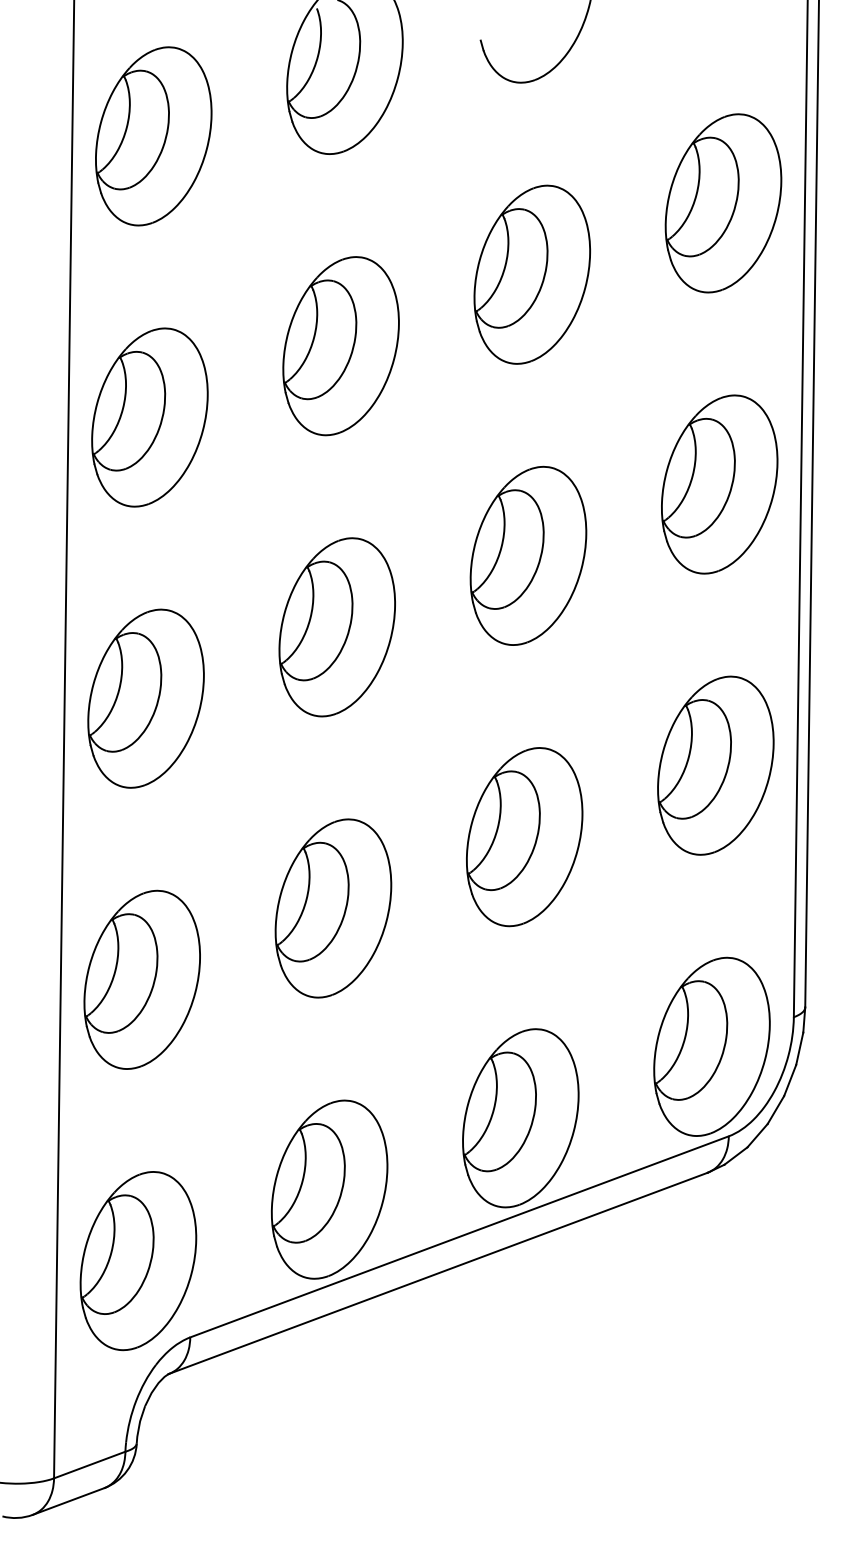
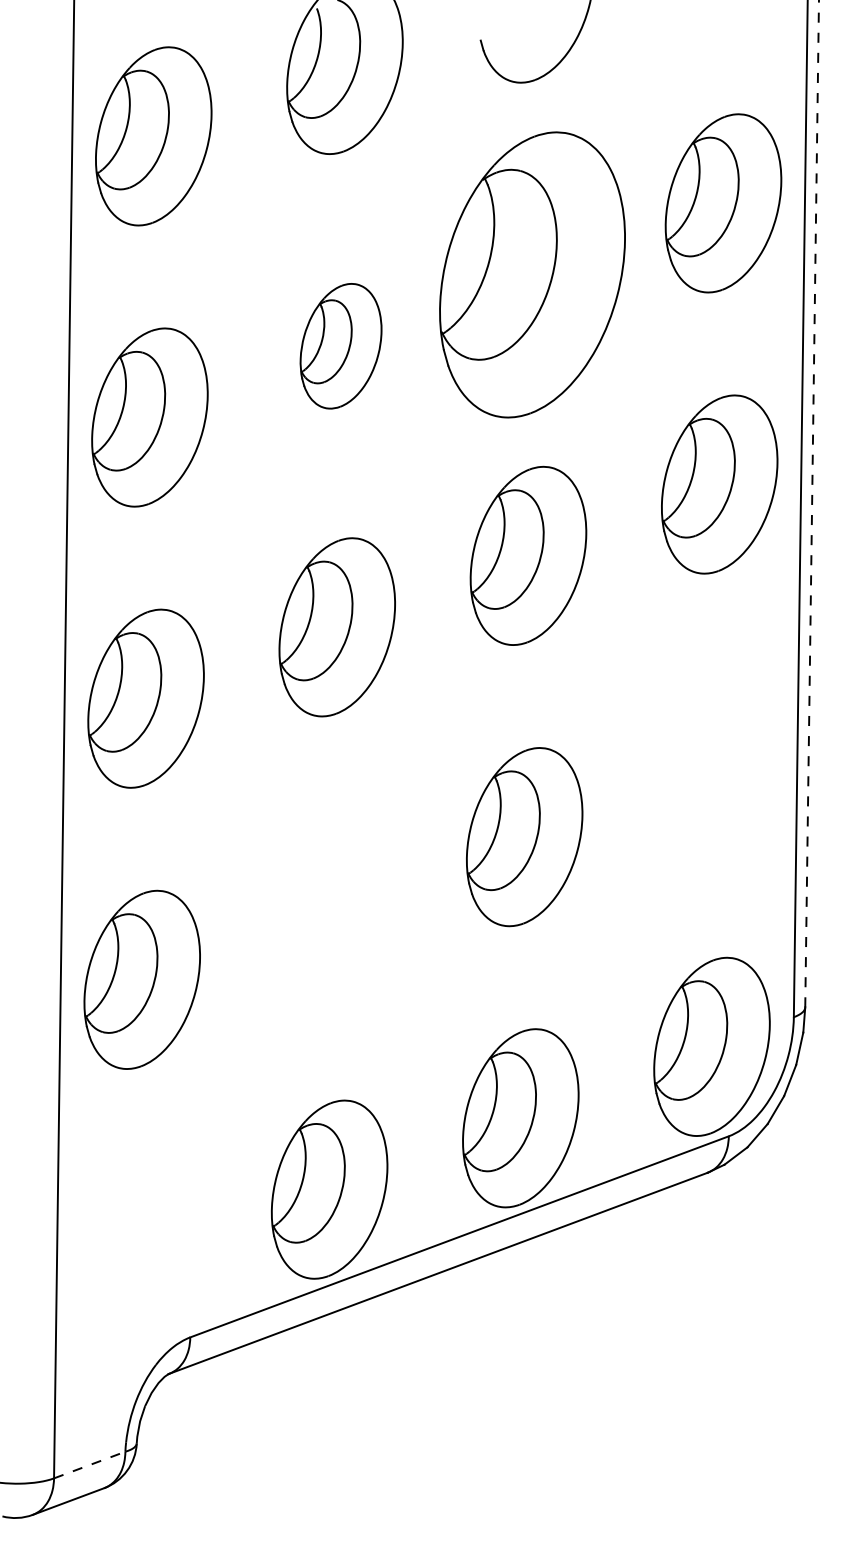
part size: 118x181 px -> 187x288 px (532, 274)
part size: 118x181 px -> 84x127 px (340, 346)
line: solid -> dashed (812, 503)
part: present -> none (715, 765)
part: present -> none (333, 908)
part: present -> none (138, 1261)
line: solid -> dashed (90, 1464)
